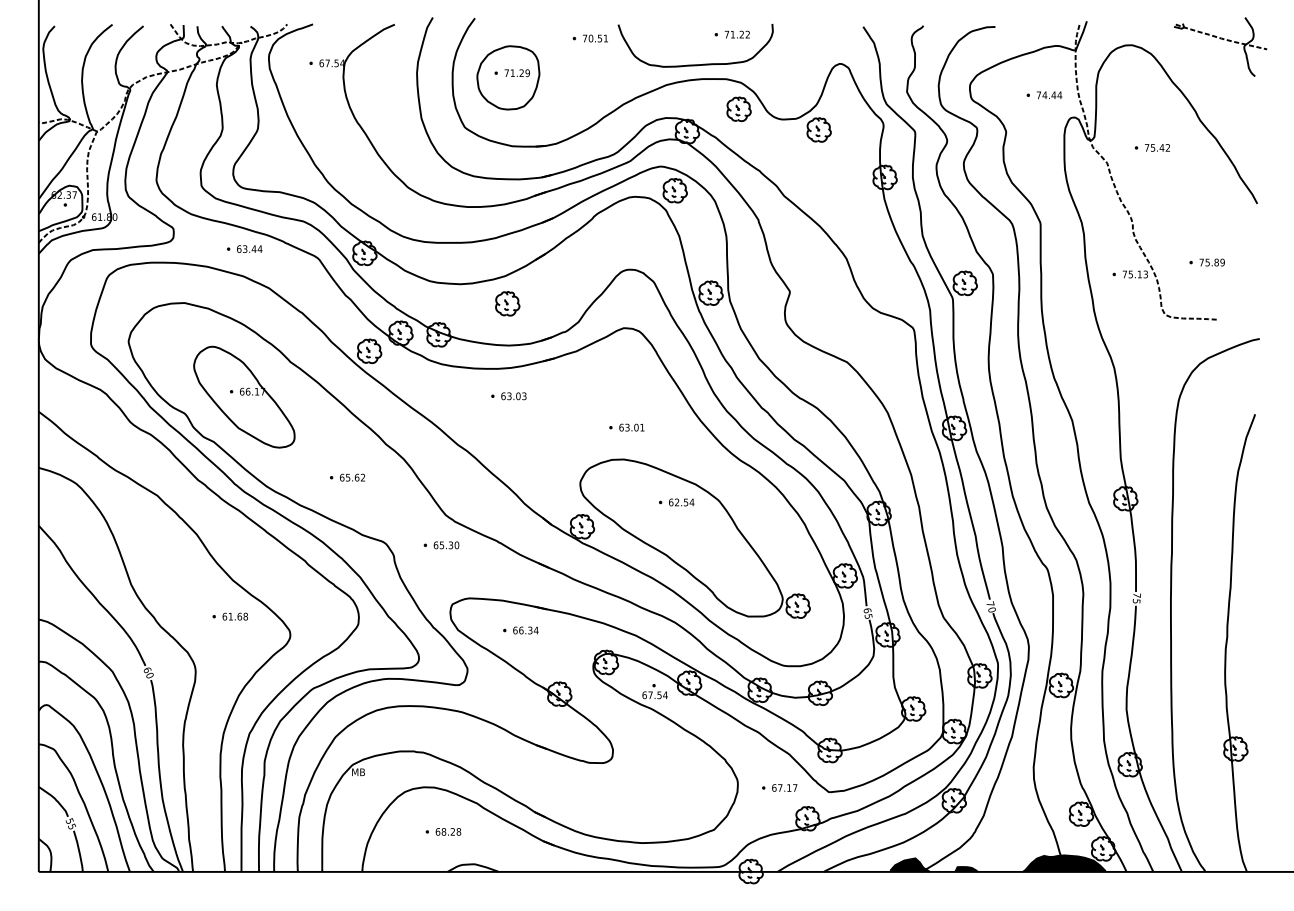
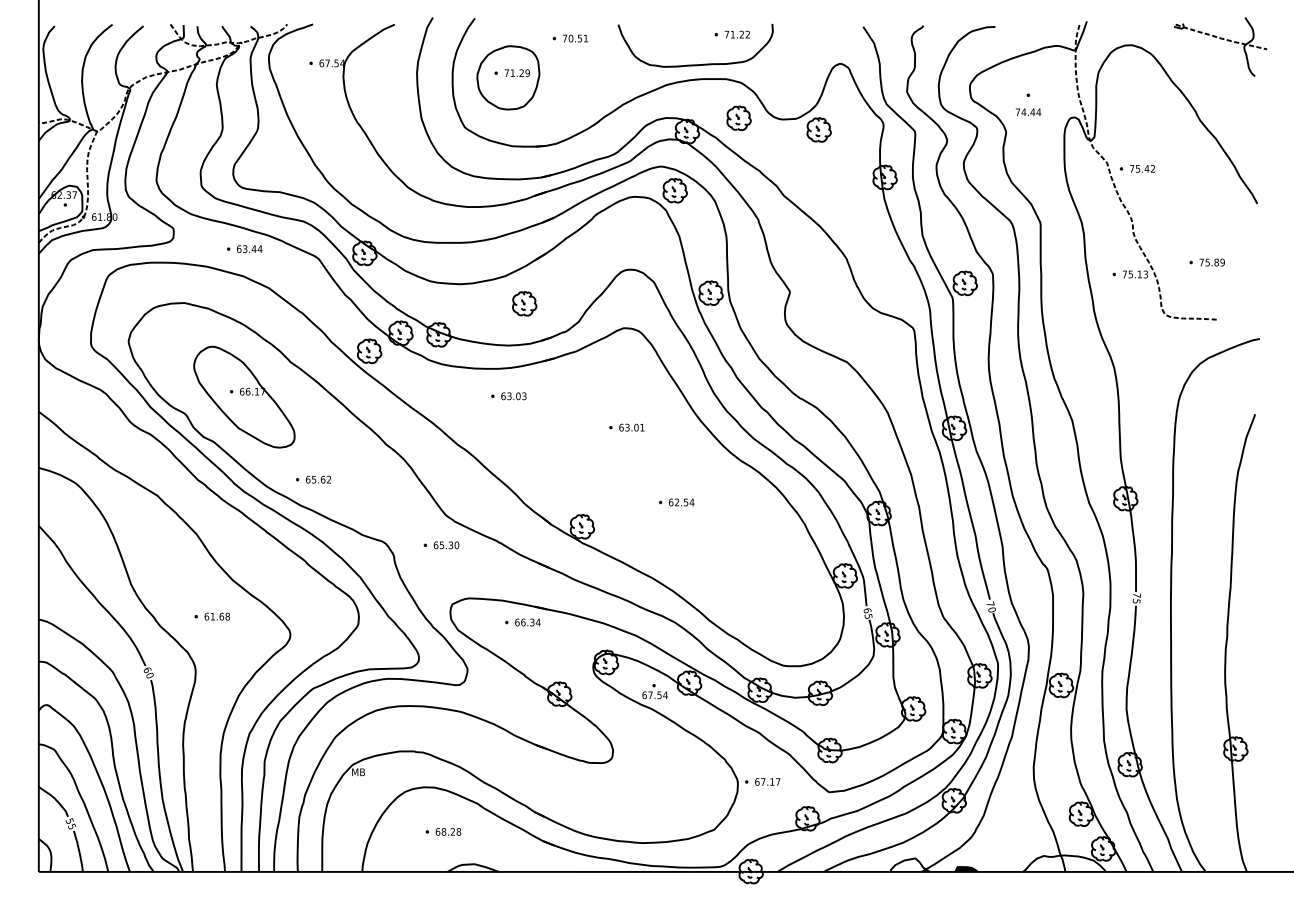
part position: (589, 38) -> (569, 38) (569, 38)
text position: (1049, 95) -> (1028, 112) (1028, 112)
part position: (738, 109) -> (738, 118) (738, 118)
part position: (1151, 147) -> (1136, 168) (1136, 168)
part position: (507, 303) -> (524, 303) (524, 303)
part position: (347, 477) -> (313, 479) (313, 479)
part: present -> none (694, 538)
part position: (229, 616) -> (211, 616) (211, 616)
part position: (520, 630) -> (522, 622) (522, 622)
part position: (779, 787) -> (762, 781) (762, 781)
fill: present -> none (1063, 863)
fill: present -> none (909, 864)
